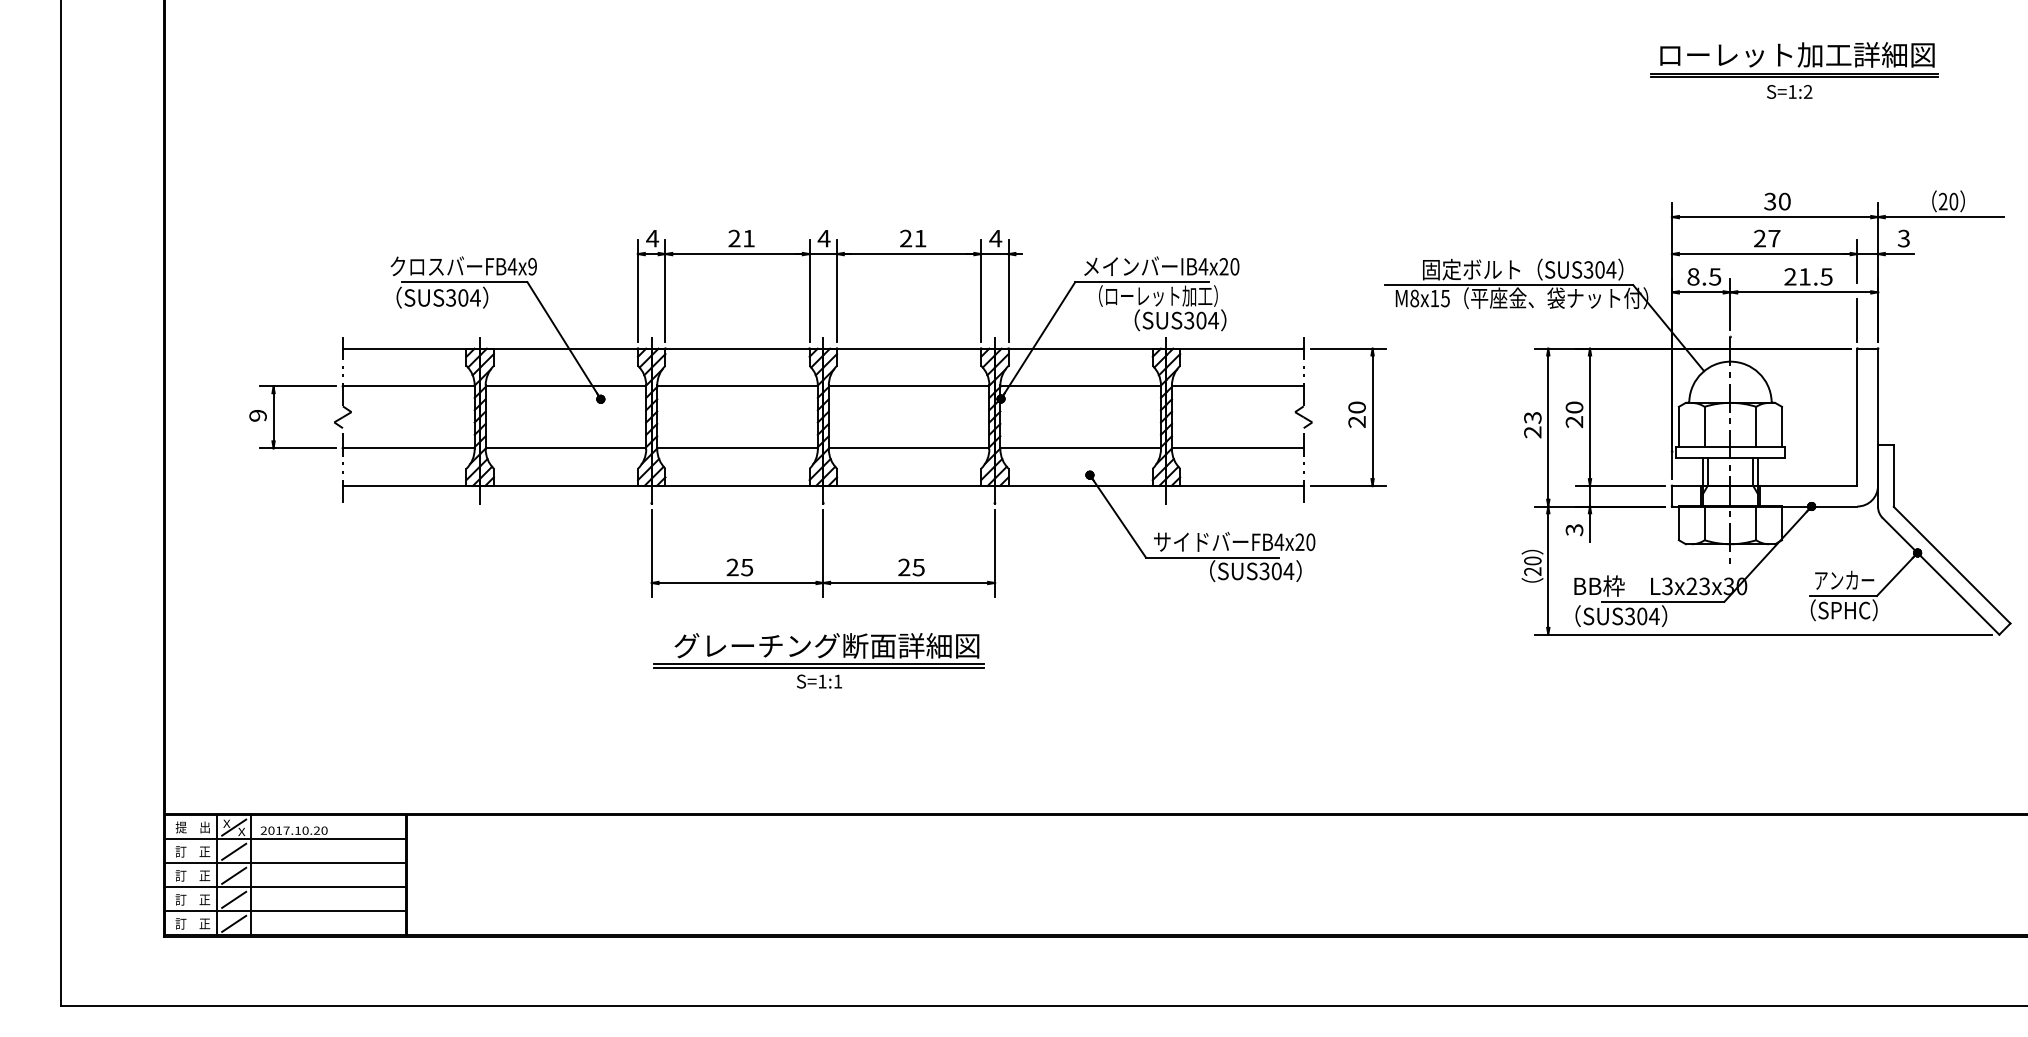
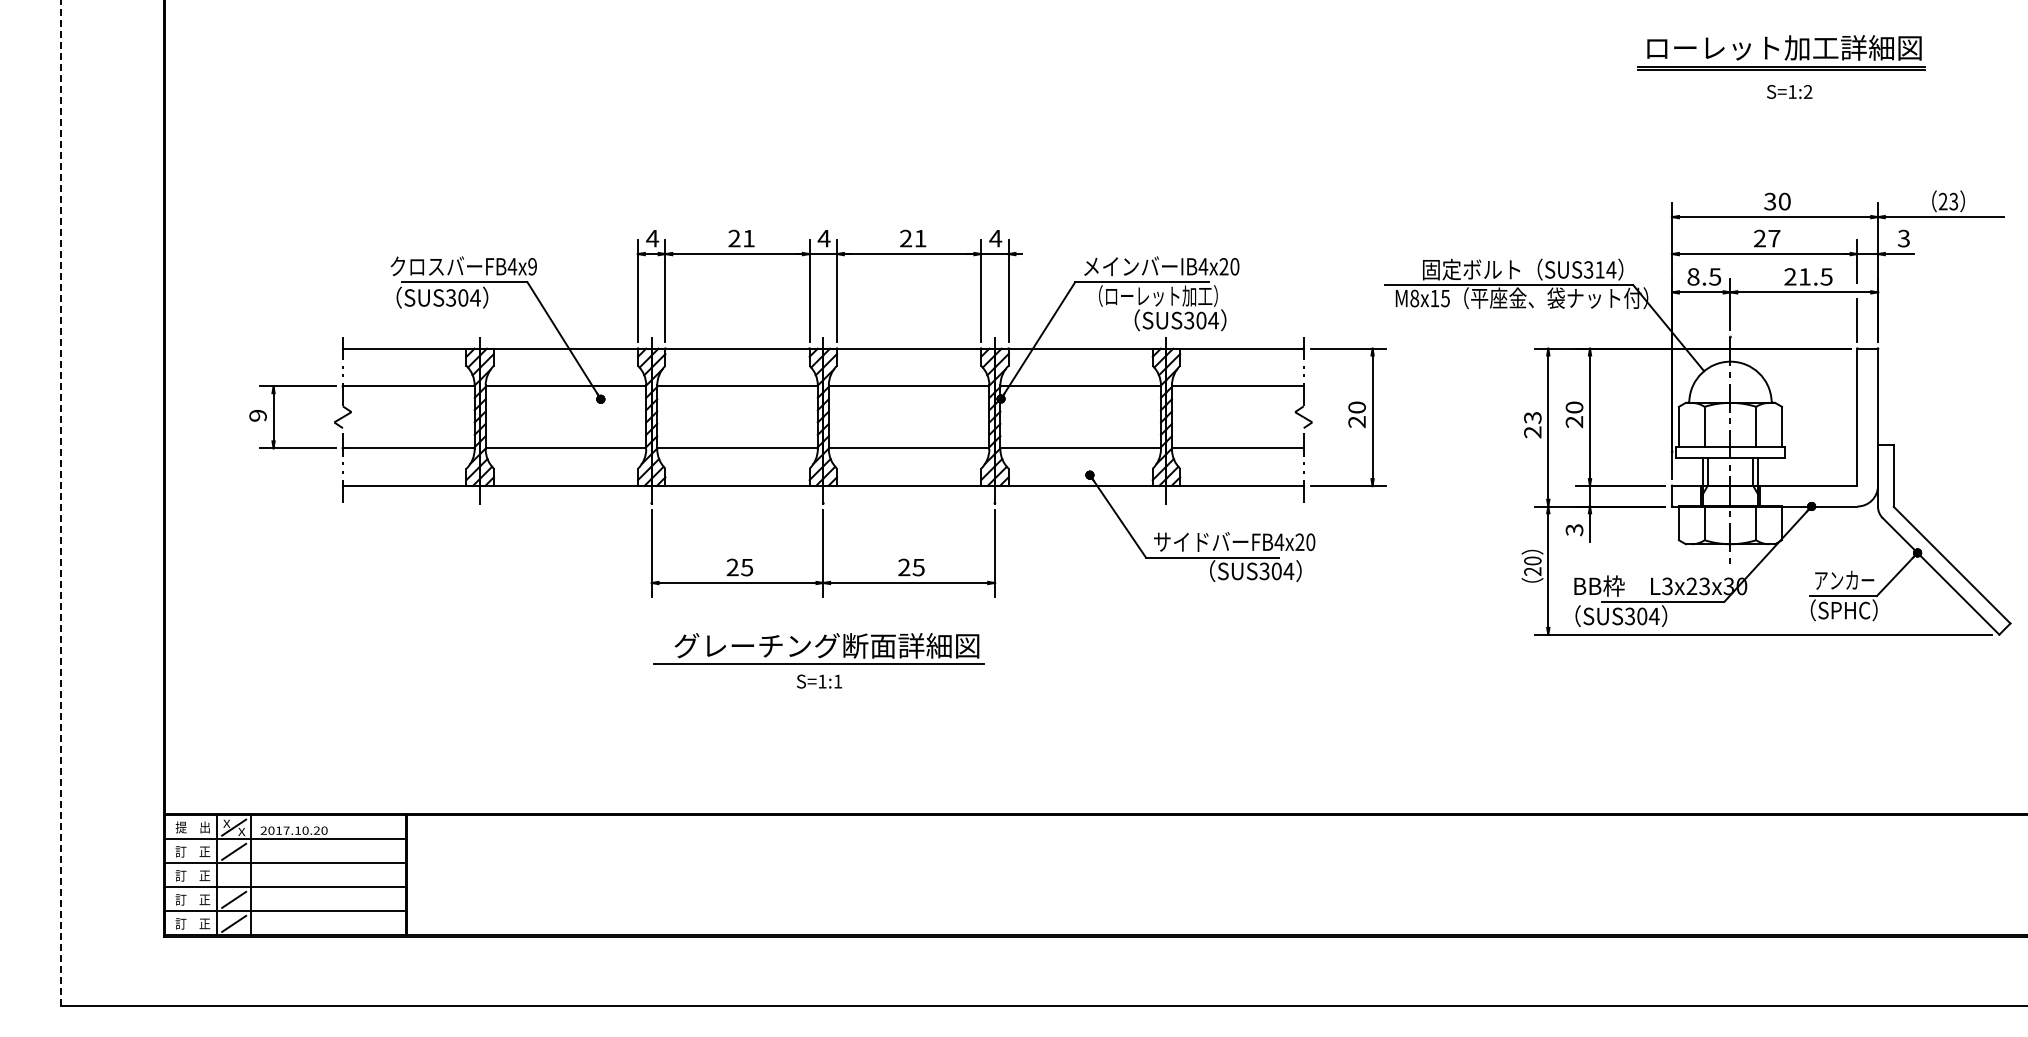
part position: (1794, 59) -> (1781, 52) (1781, 52)
text: 20 -> 23 (1953, 201)
text: SUS304 -> SUS314 (1599, 269)
line: solid -> dashed (60, 502)
line: present -> none (819, 667)
line: present -> none (234, 875)
